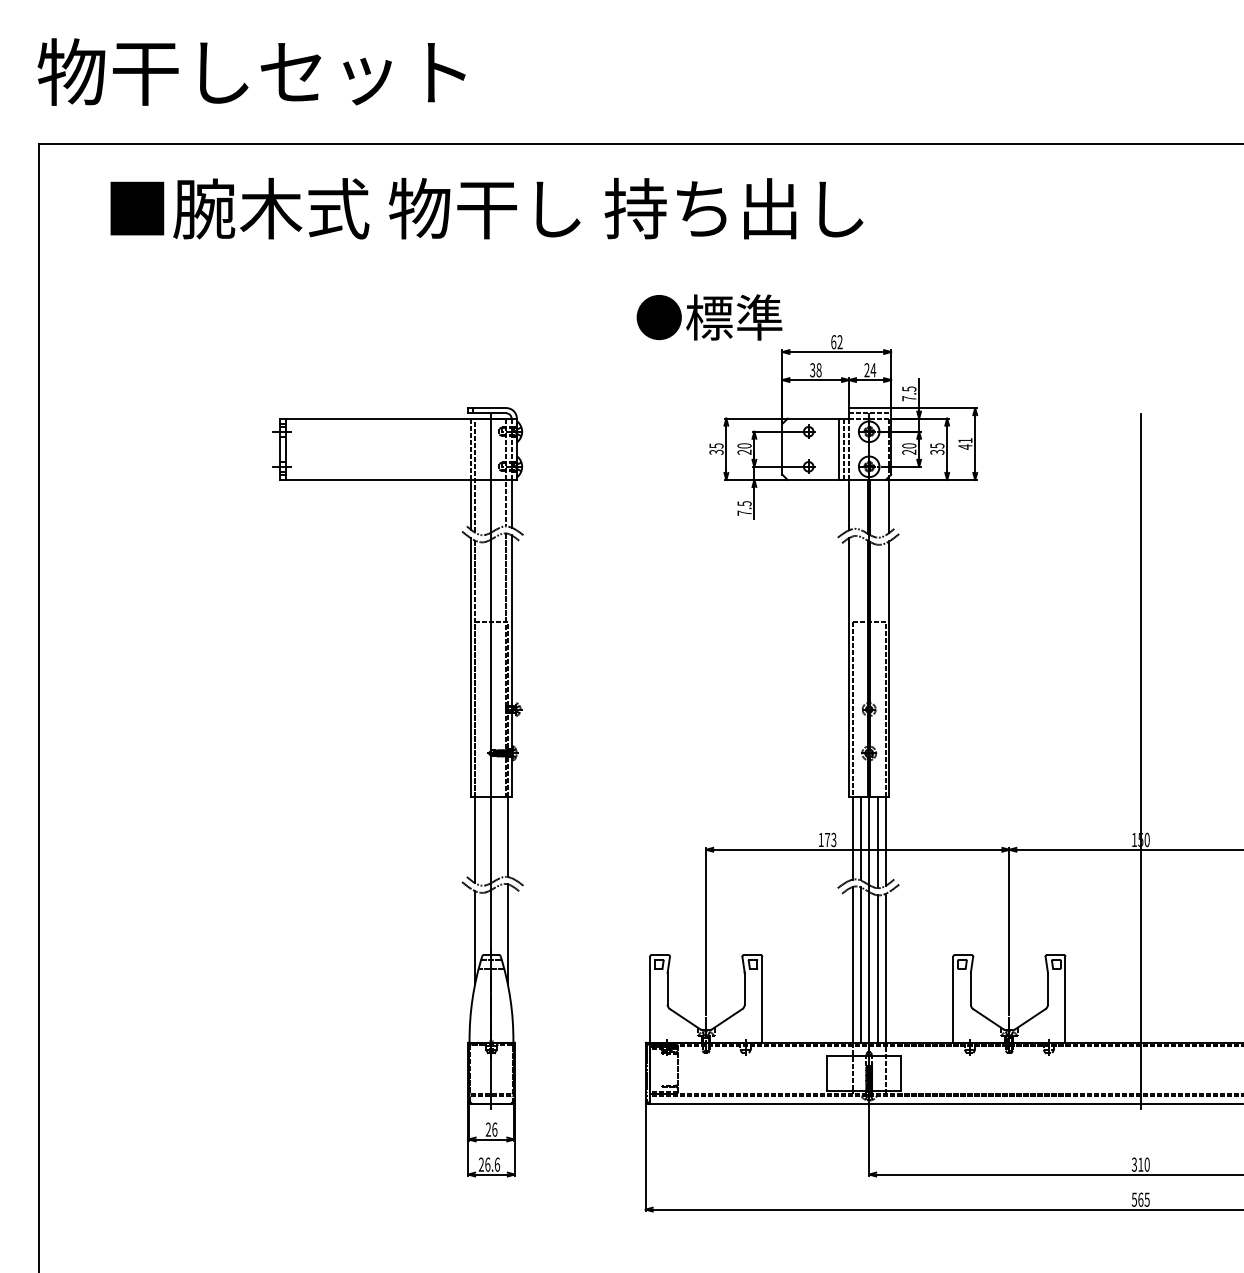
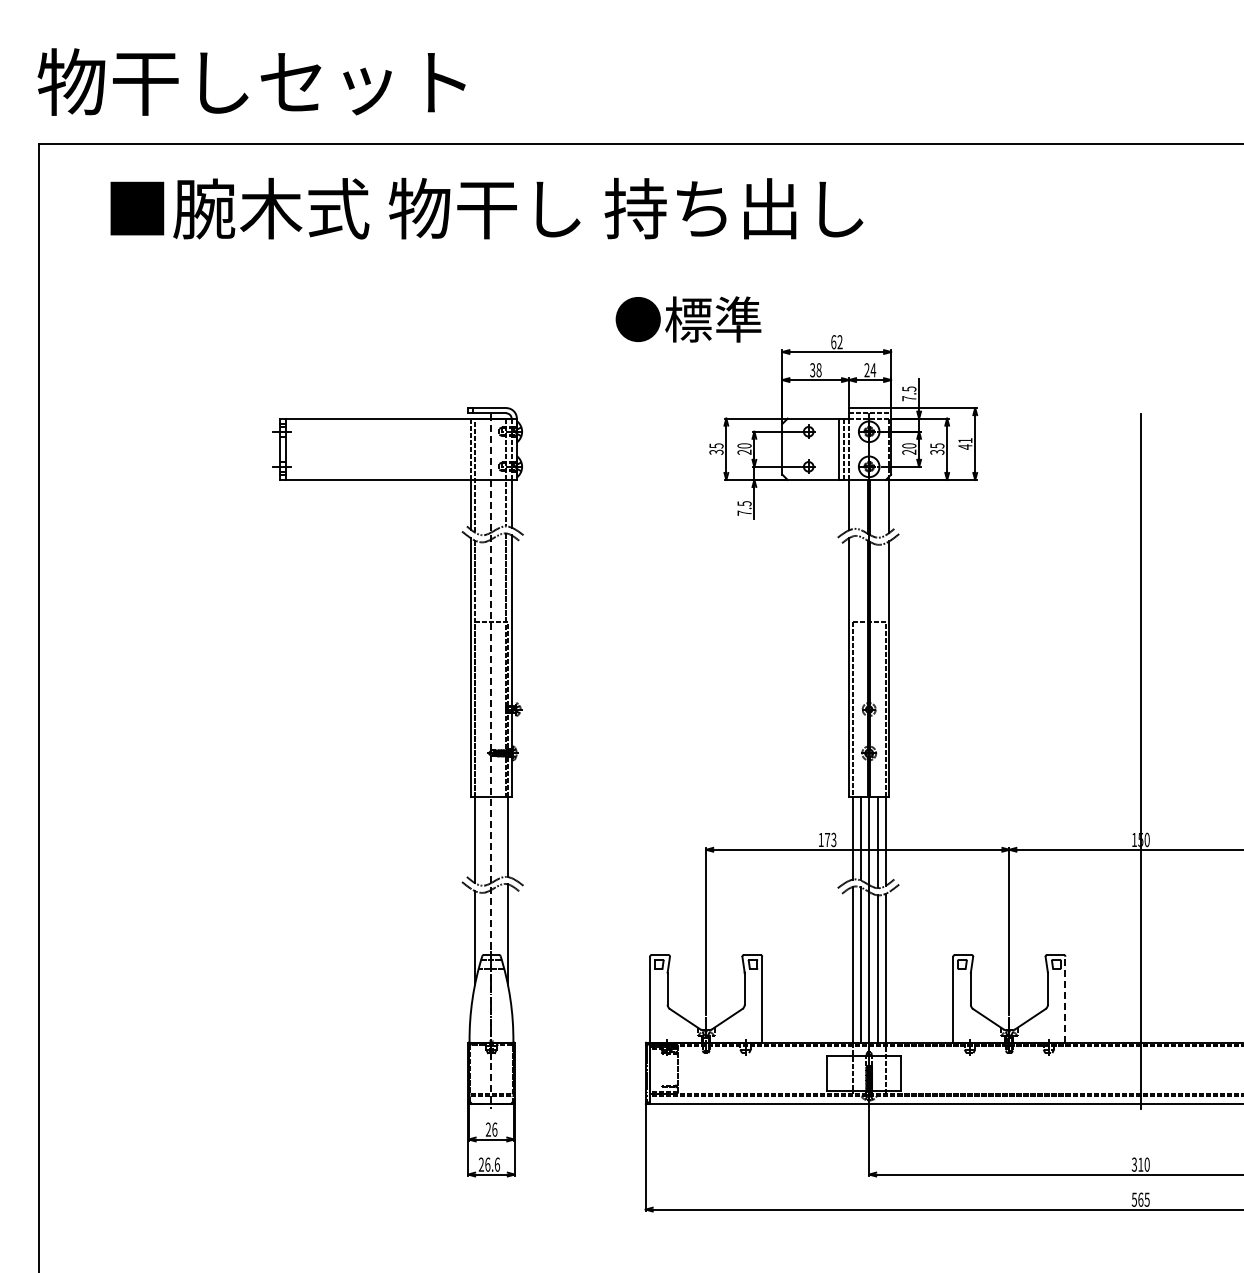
text position: (251, 71) -> (251, 81) (251, 81)
text position: (709, 317) -> (688, 319) (688, 319)
line: solid -> dashed (491, 762)
line: solid -> dashed (1065, 999)
